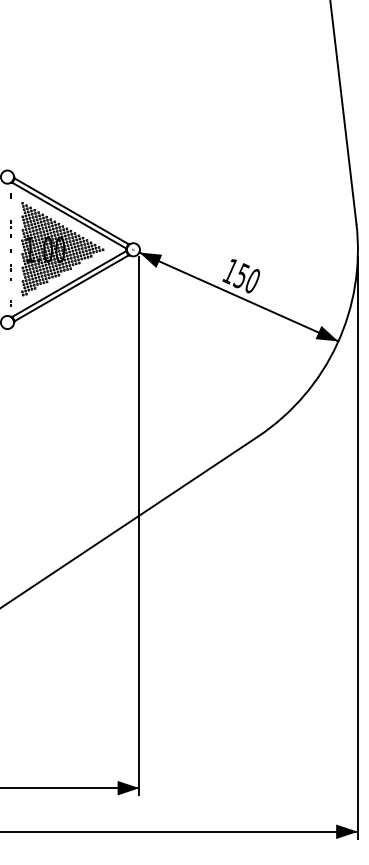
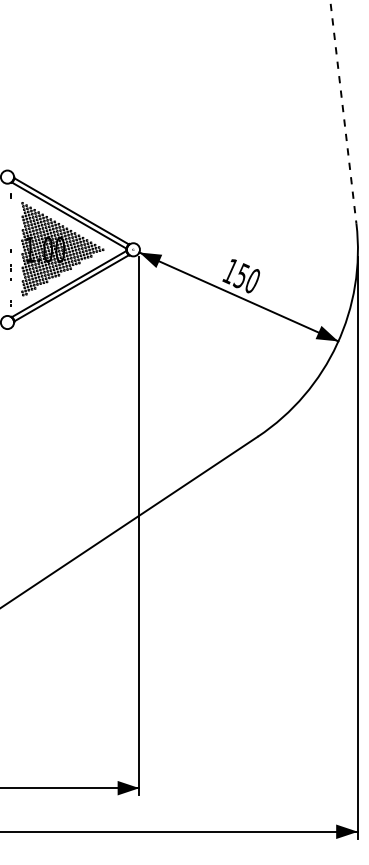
line: solid -> dashed (343, 112)
line: present -> none (10, 228)
